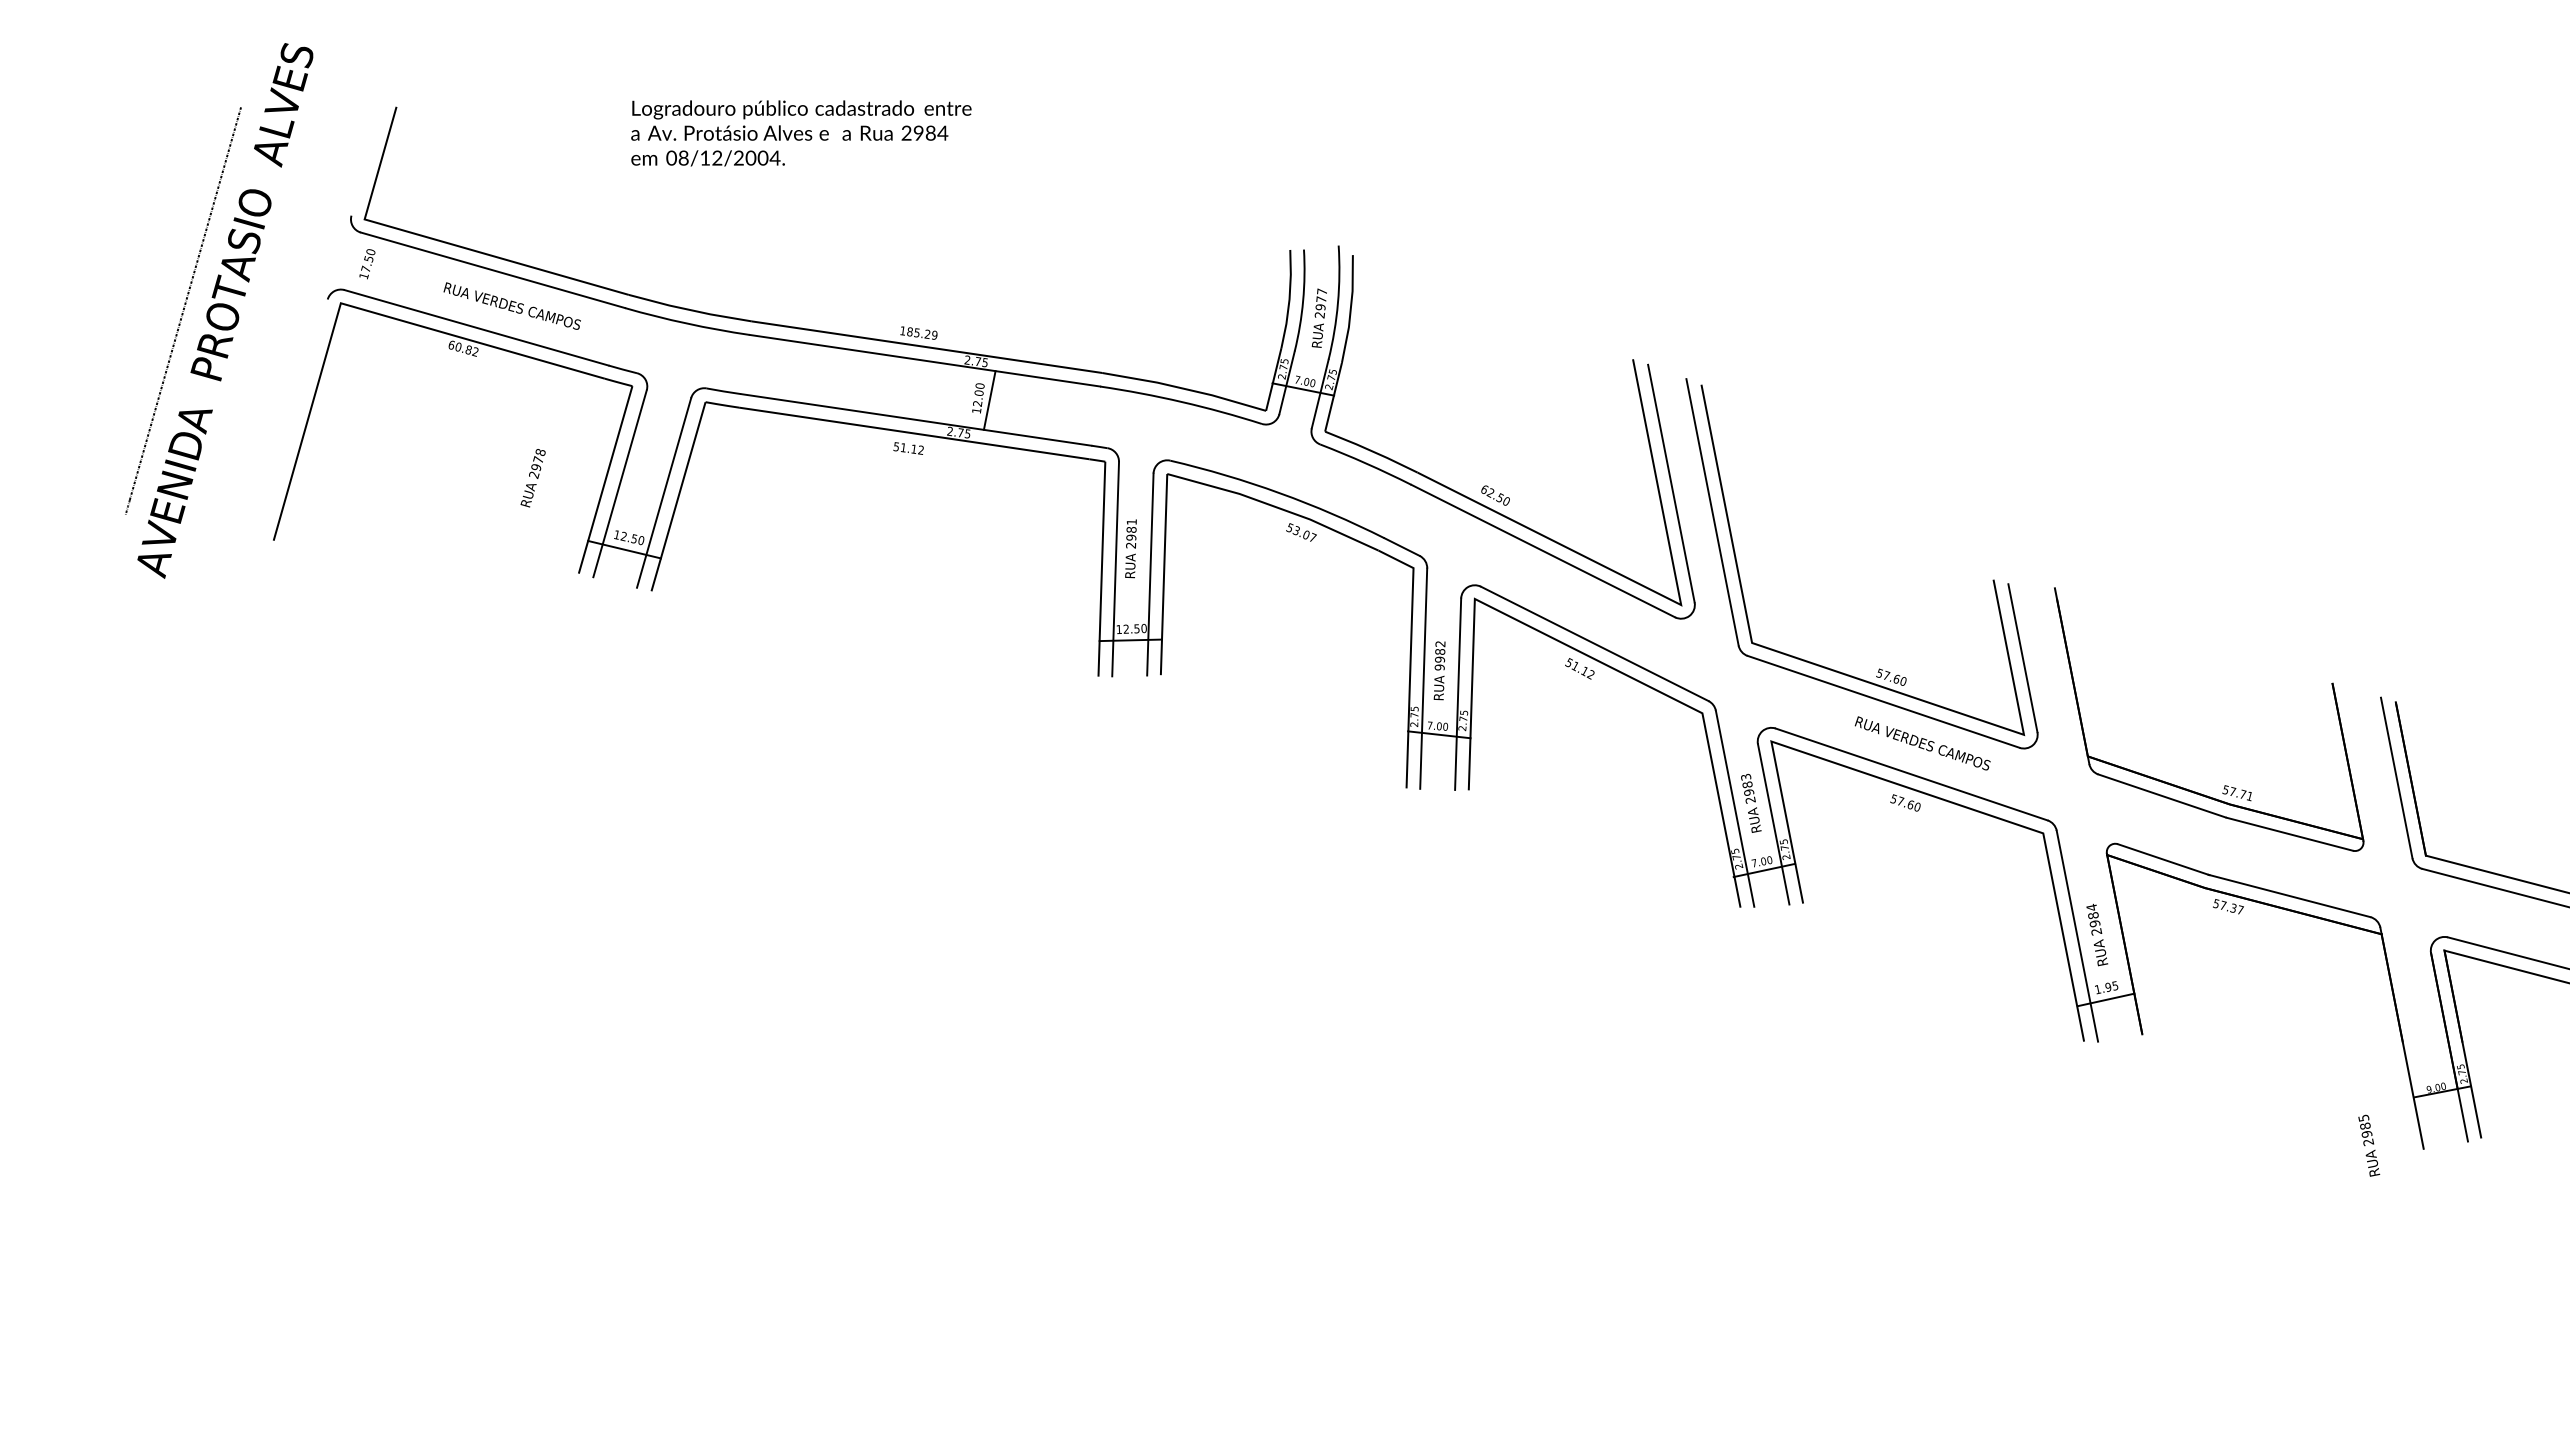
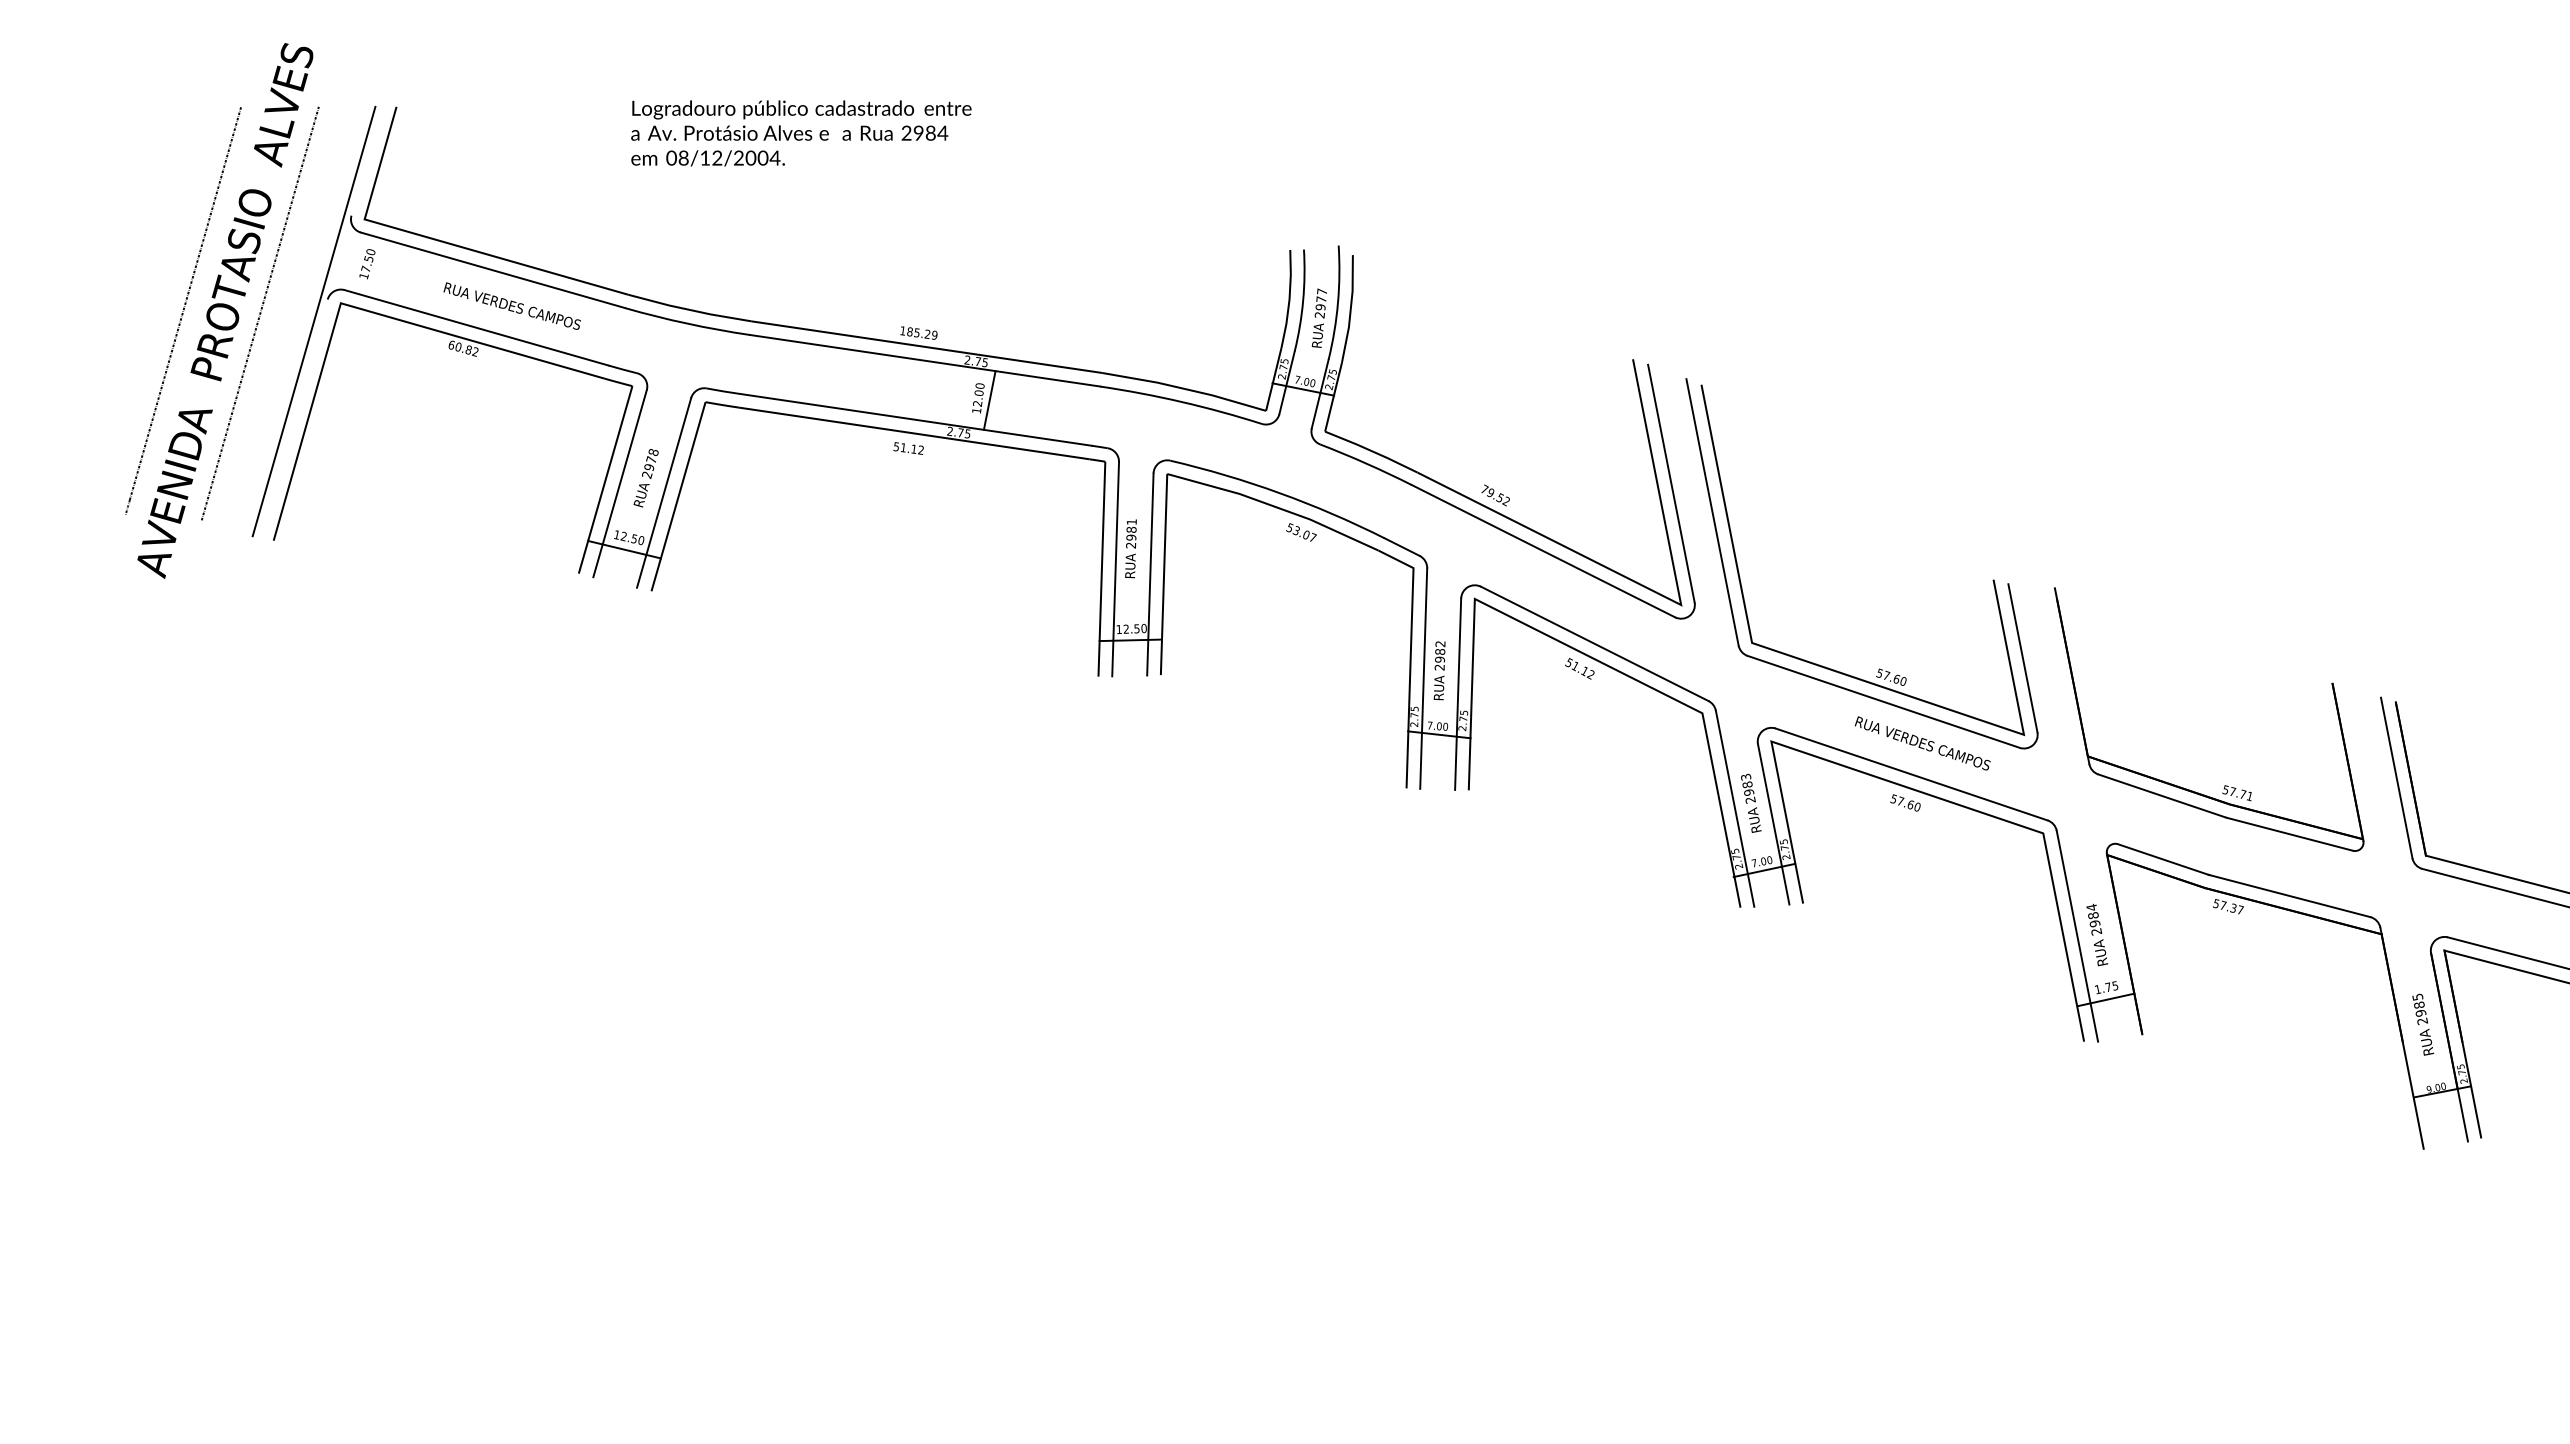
line: none -> present (259, 313)
line: none -> present (313, 321)
text position: (532, 478) -> (645, 478) (645, 478)
text: 62.50 -> 79.52 (1495, 495)
text: 9982 -> 2982 (1439, 667)
text: 1.95 -> 1.75 (2108, 986)
text position: (2369, 1145) -> (2423, 1024) (2423, 1024)
